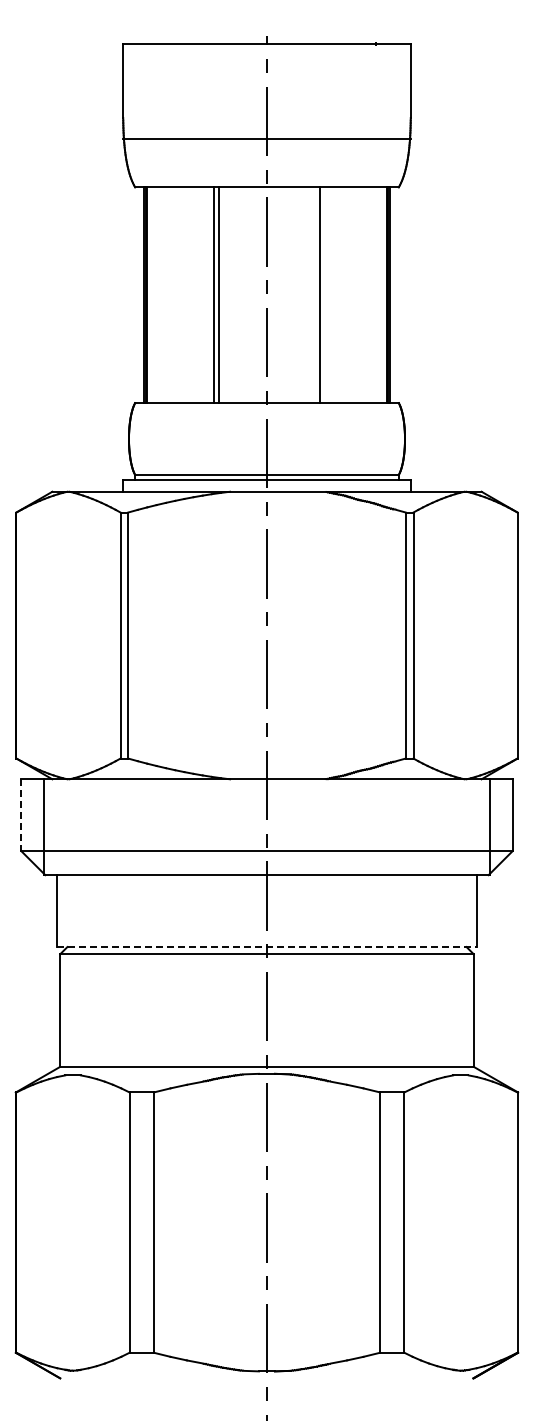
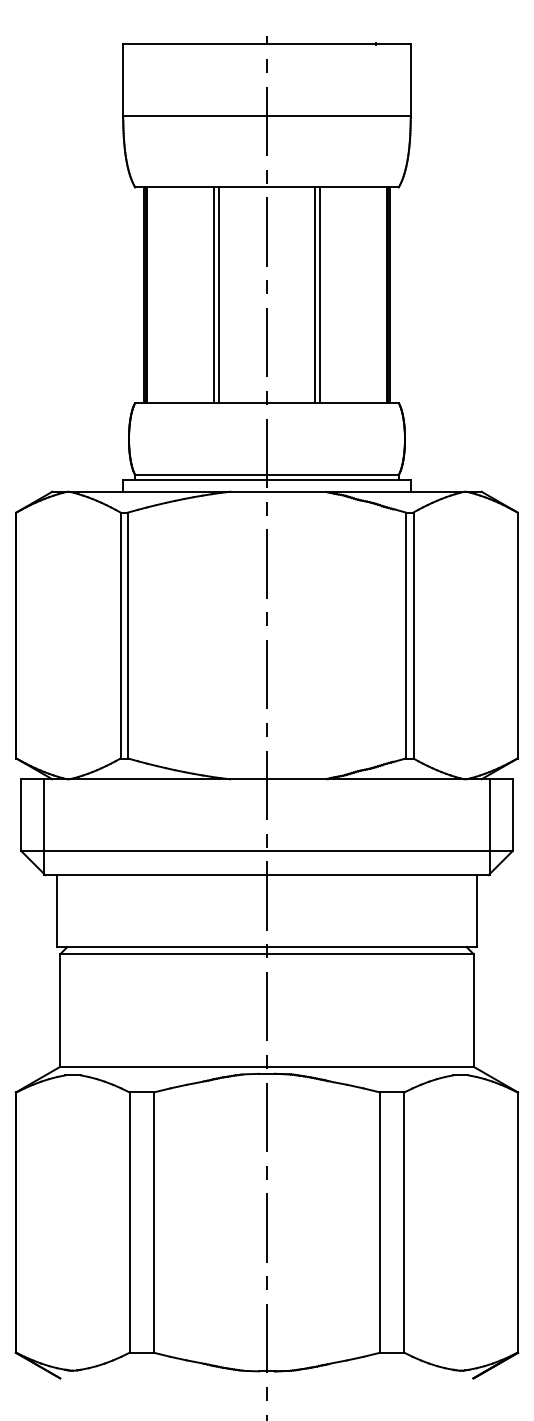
line position: (266, 138) -> (266, 115) (266, 115)
line: none -> present (314, 295)
line: dashed -> solid (21, 815)
line: dashed -> solid (266, 947)
